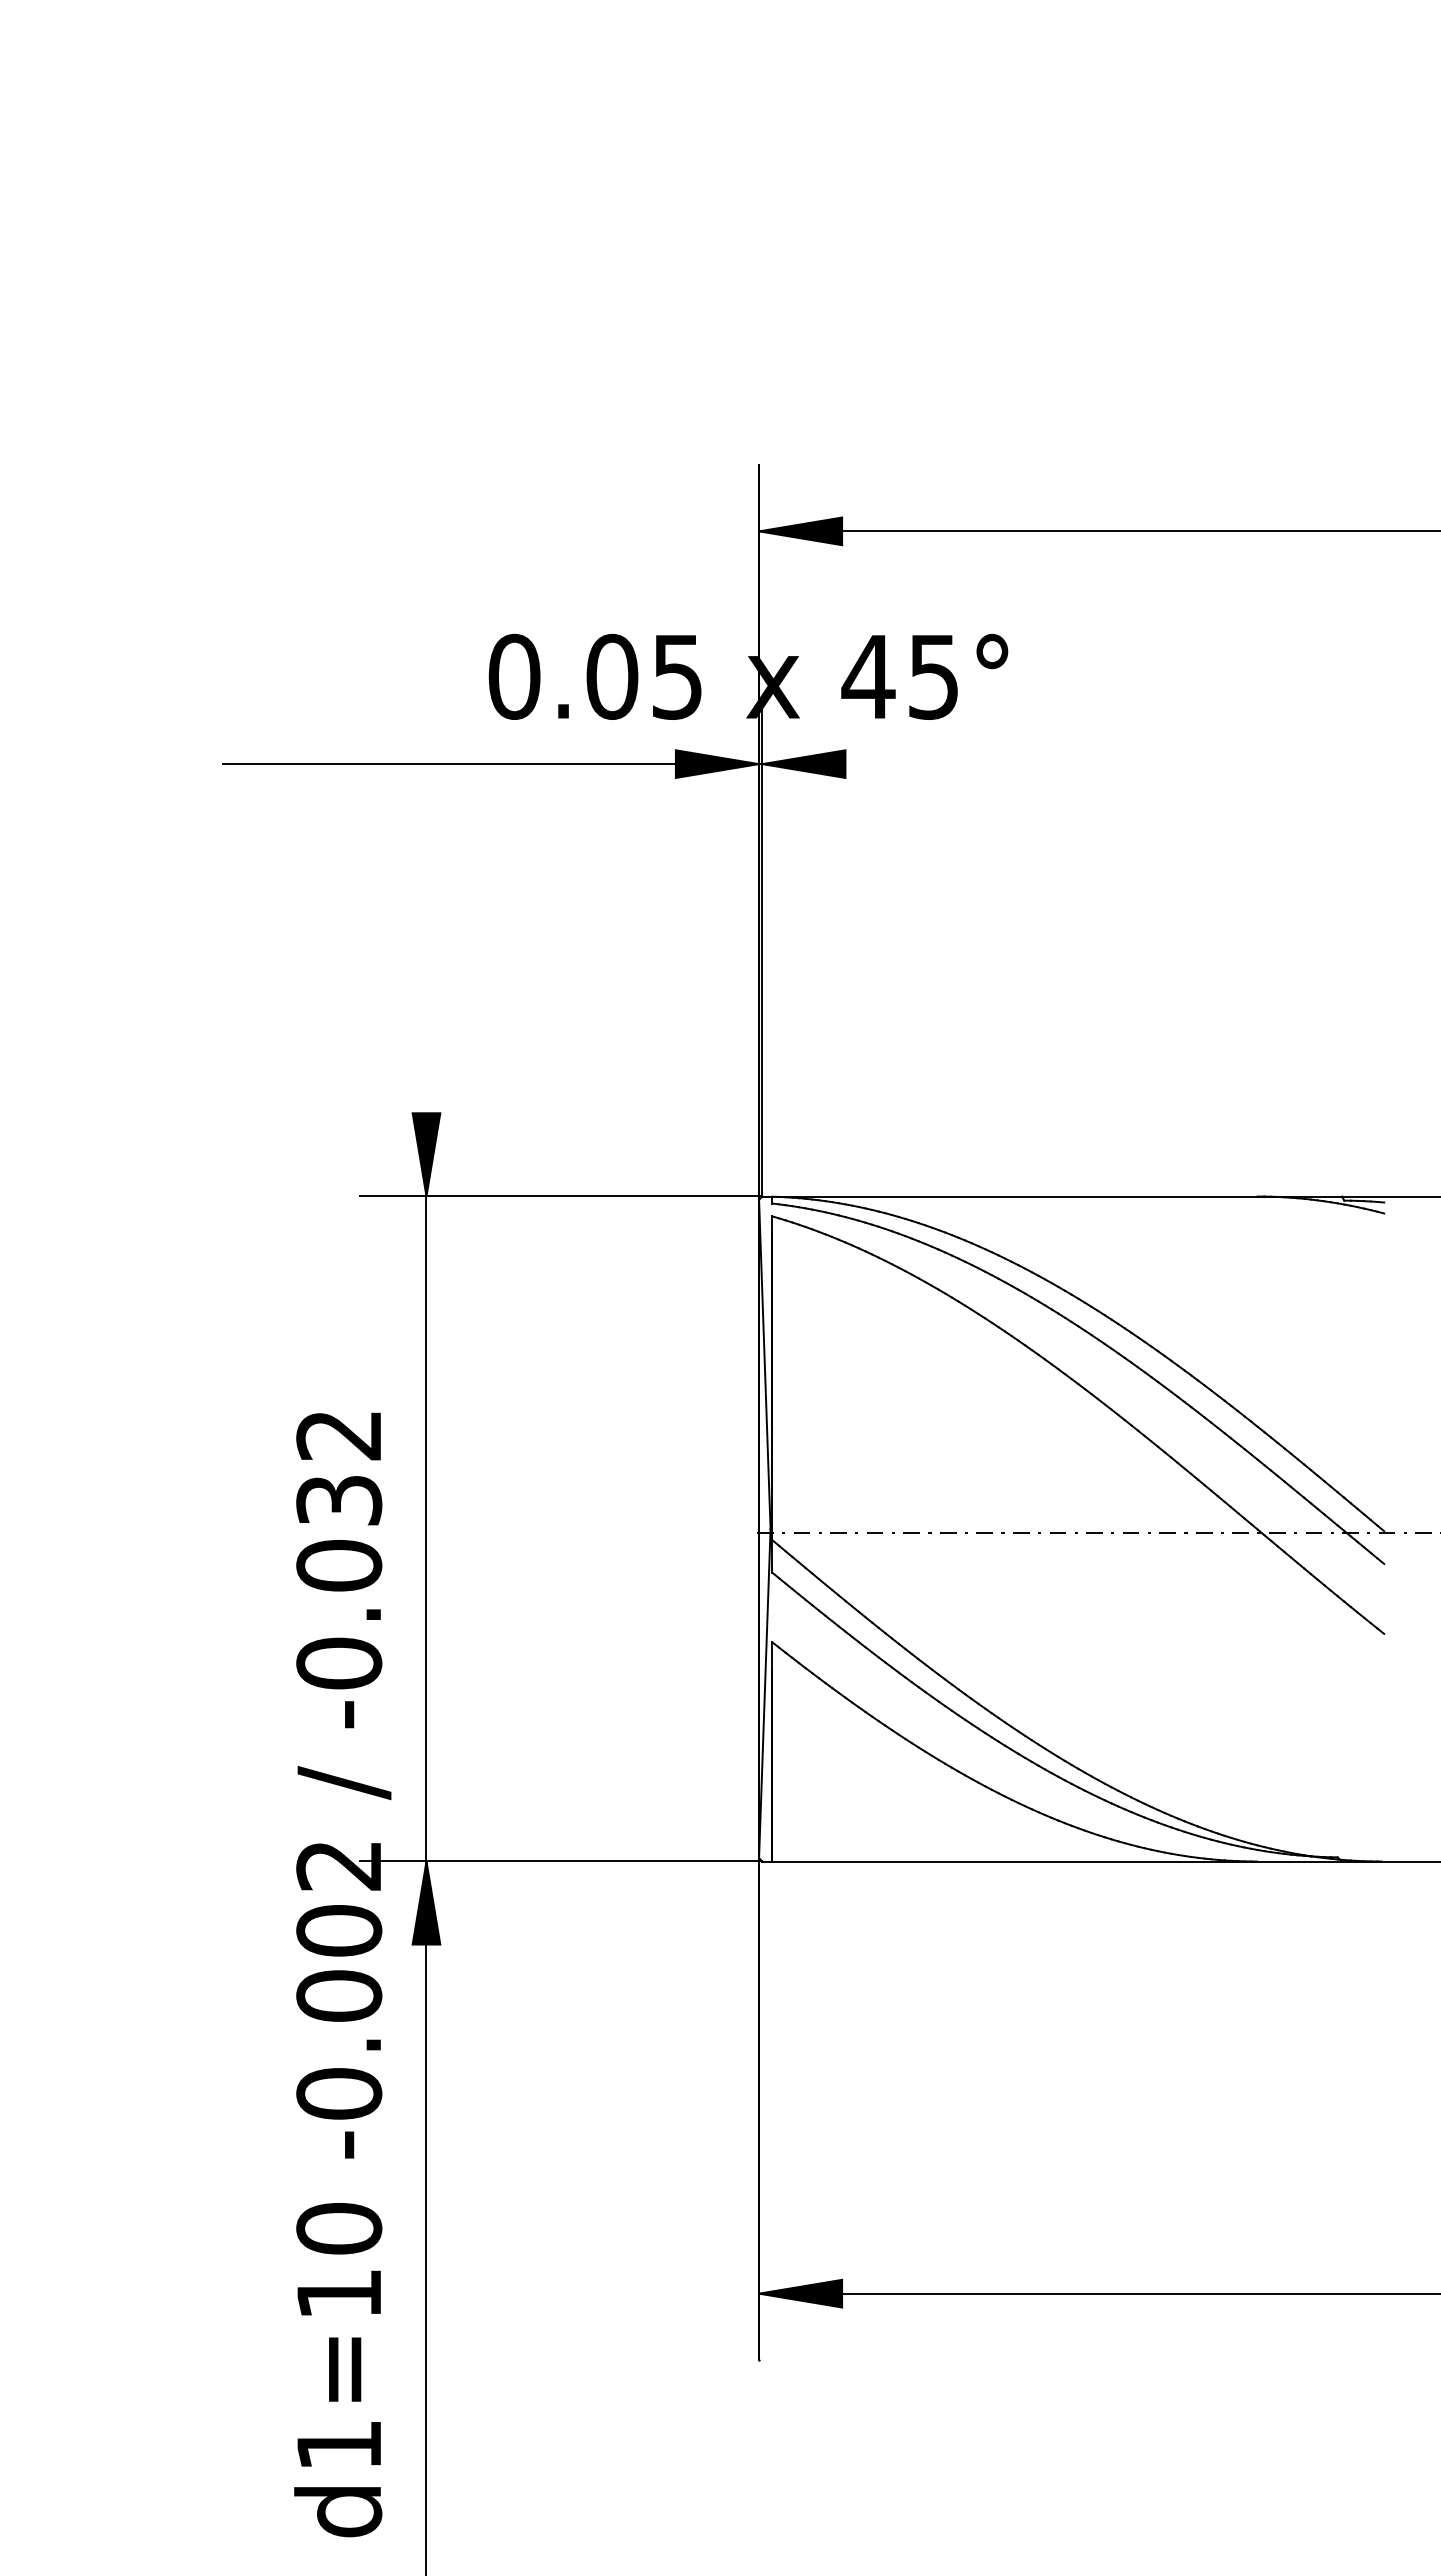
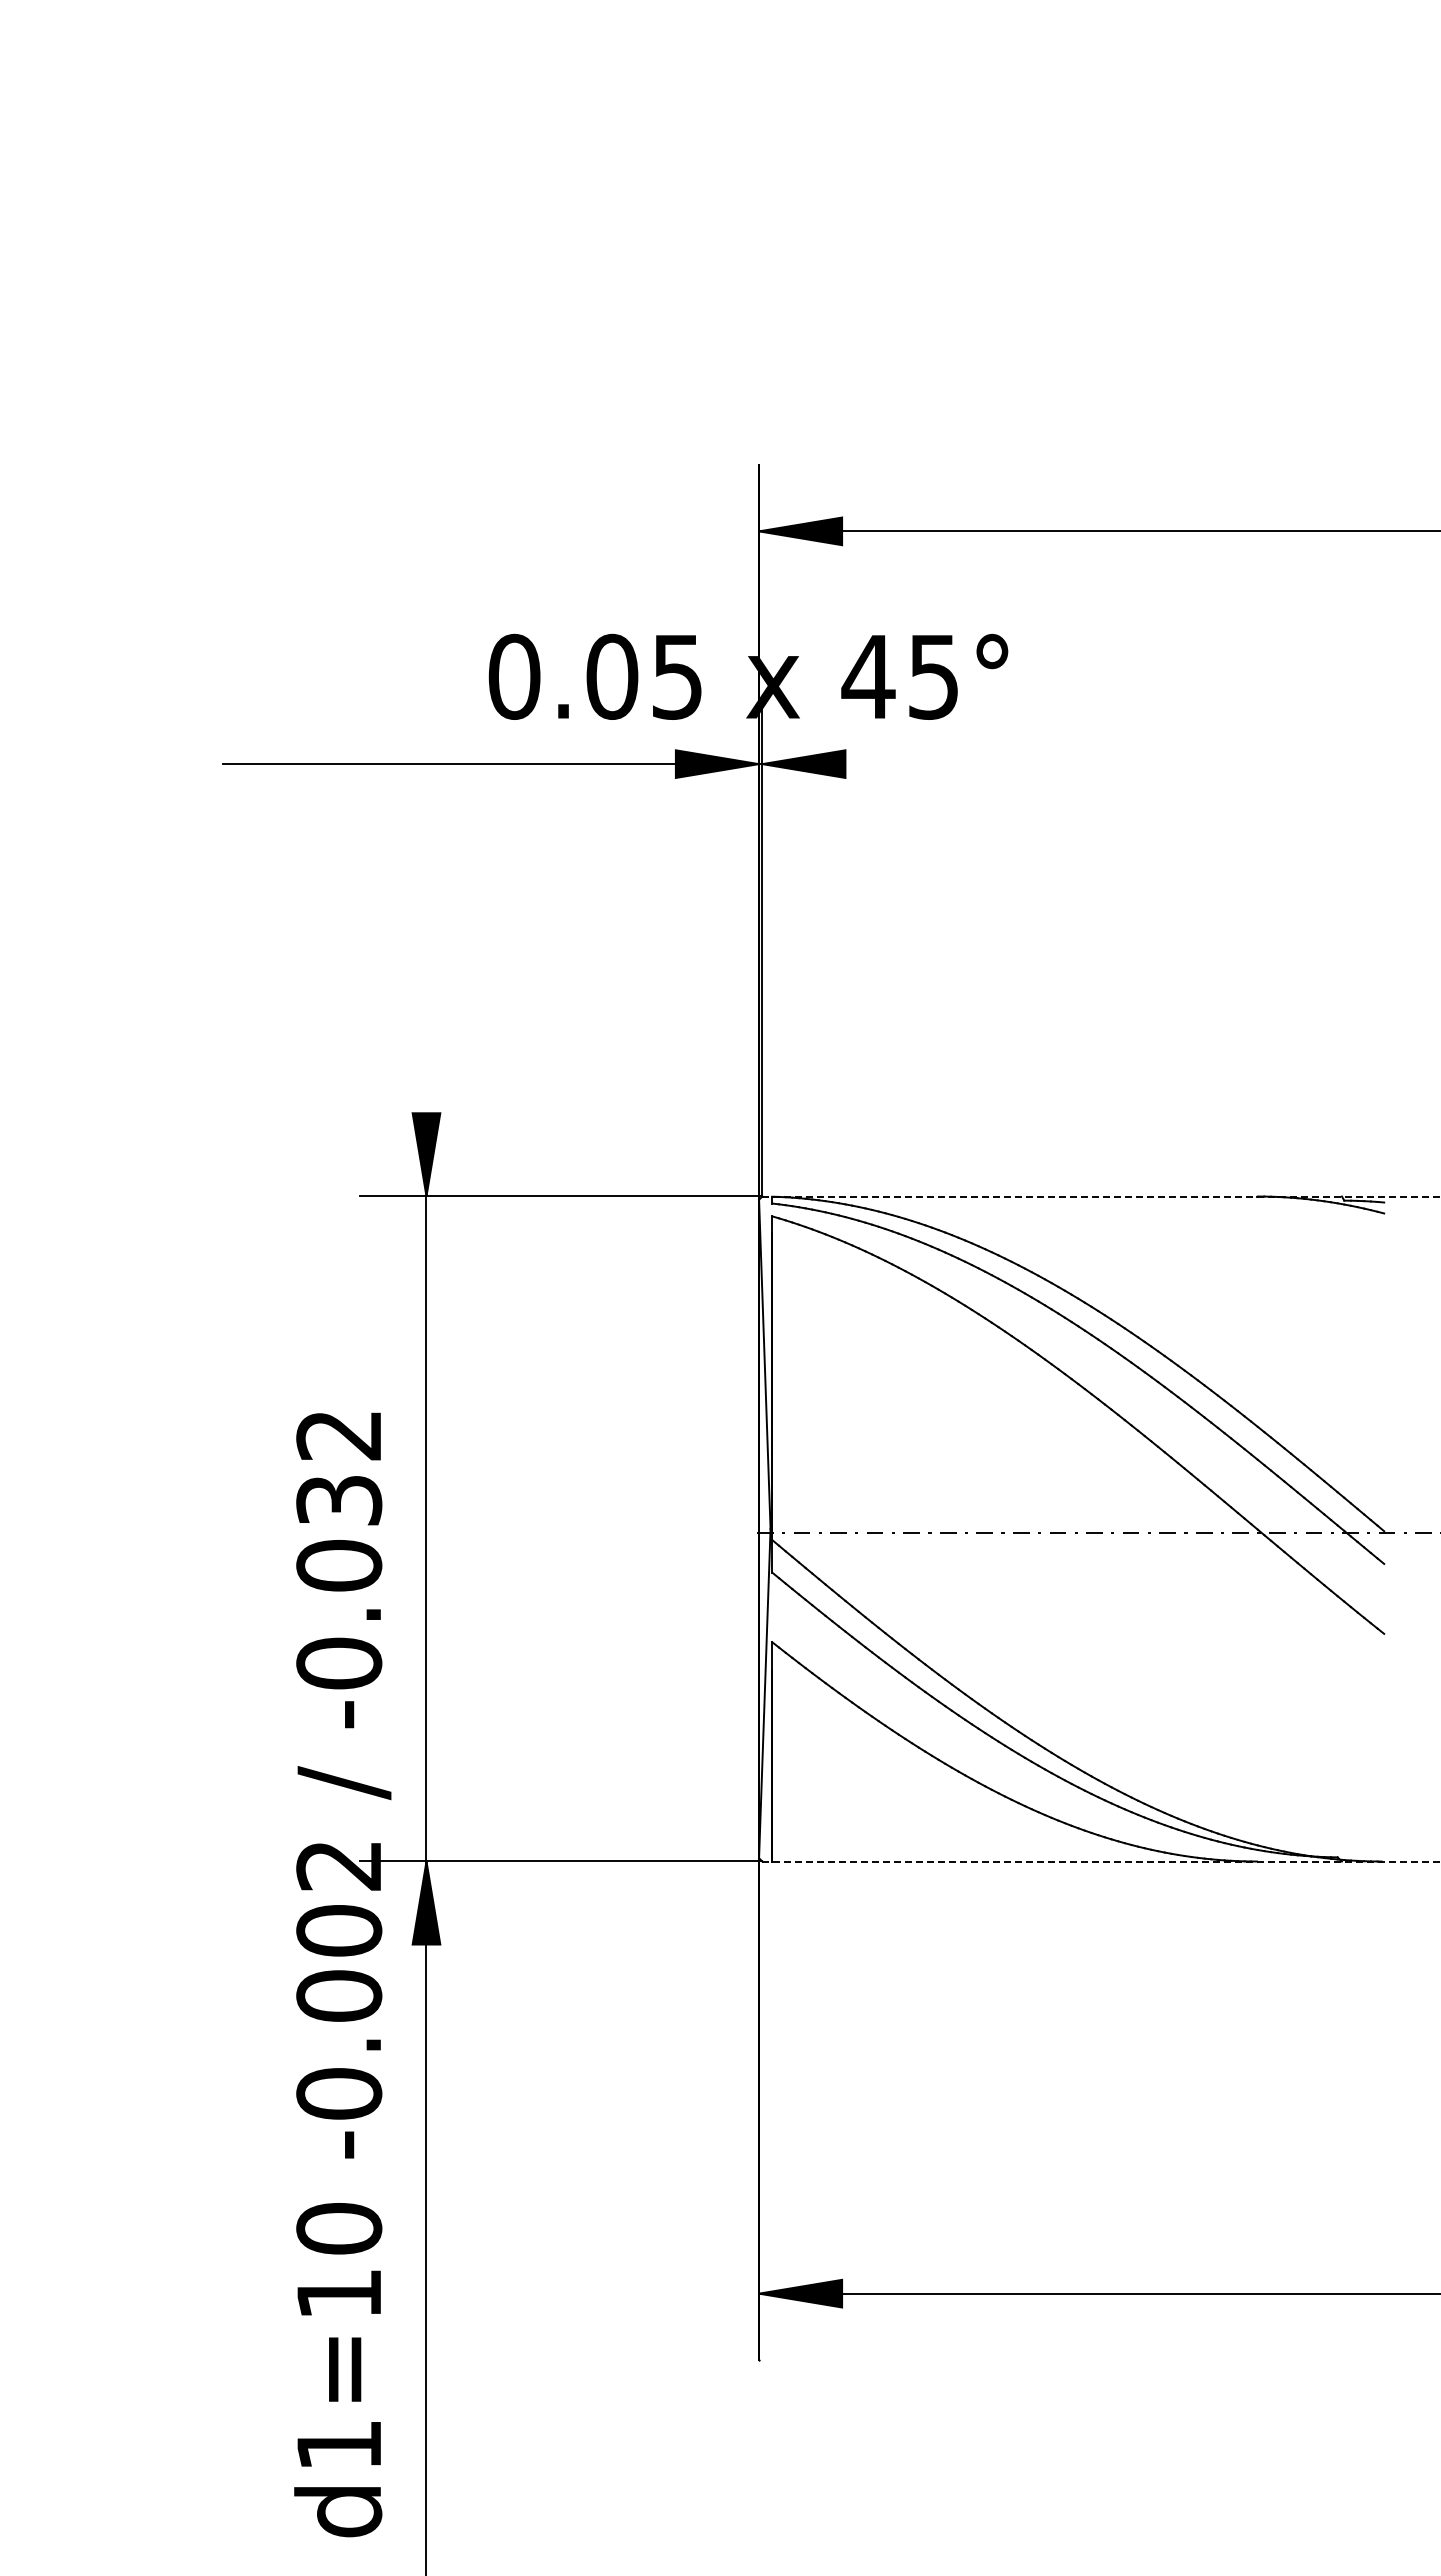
line: solid -> dashed (1101, 1196)
line: solid -> dashed (1101, 1861)
